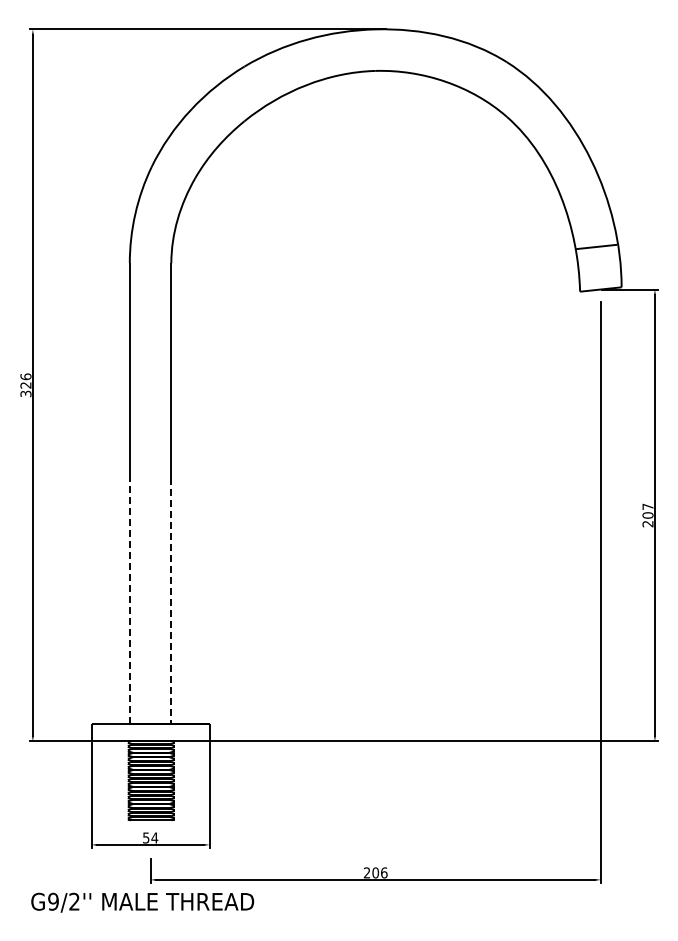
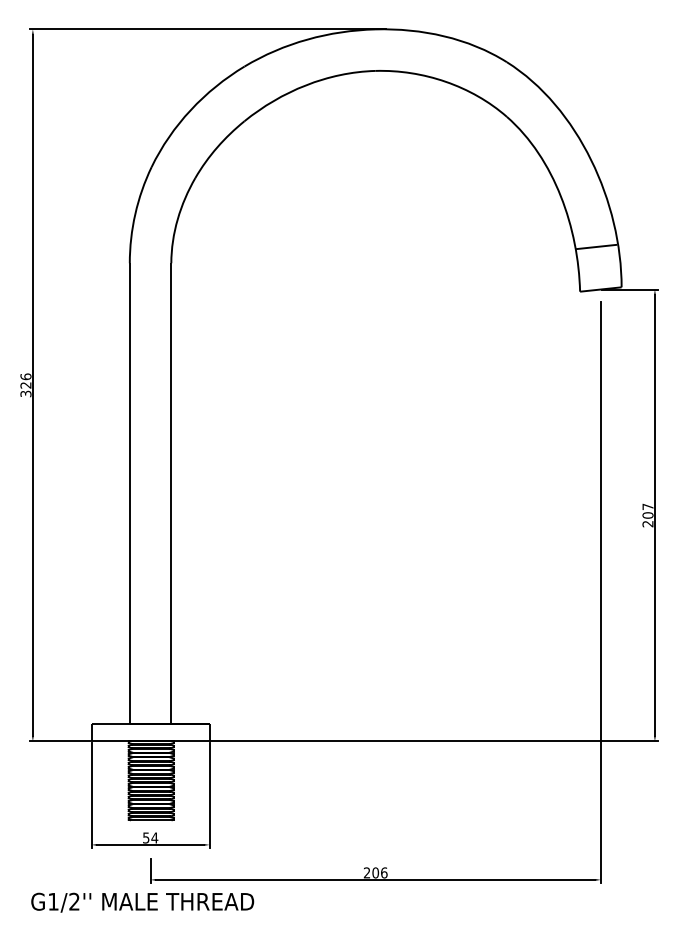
line: dashed -> solid (129, 600)
line: dashed -> solid (171, 601)
text: G9/2'' -> G1/2'' (53, 901)
